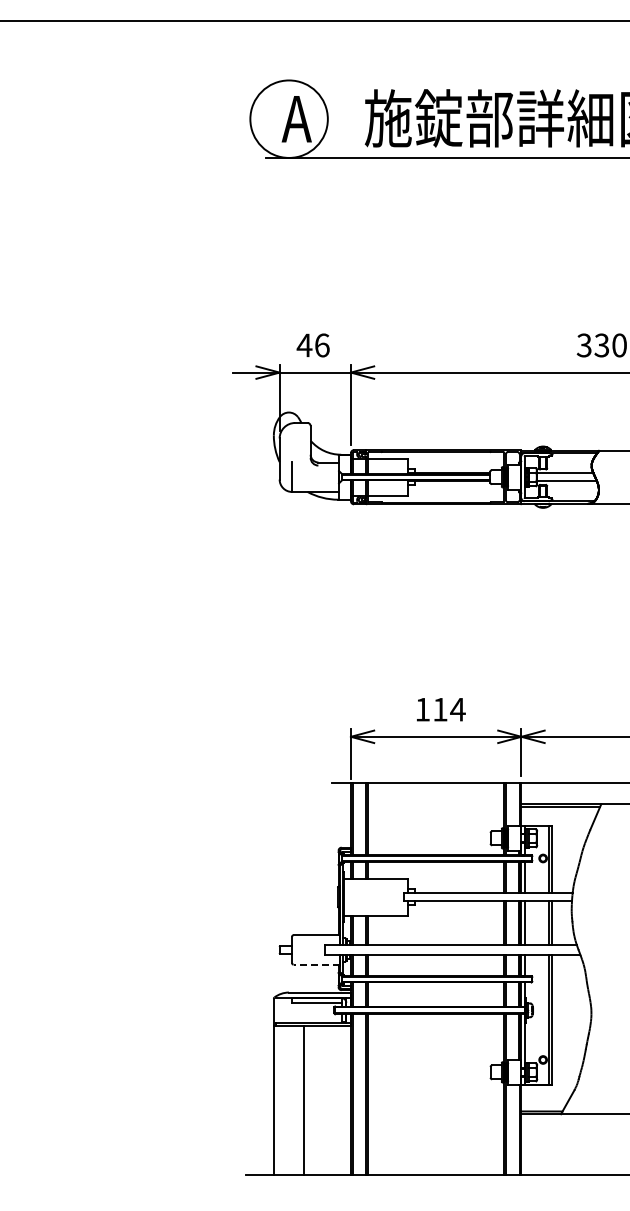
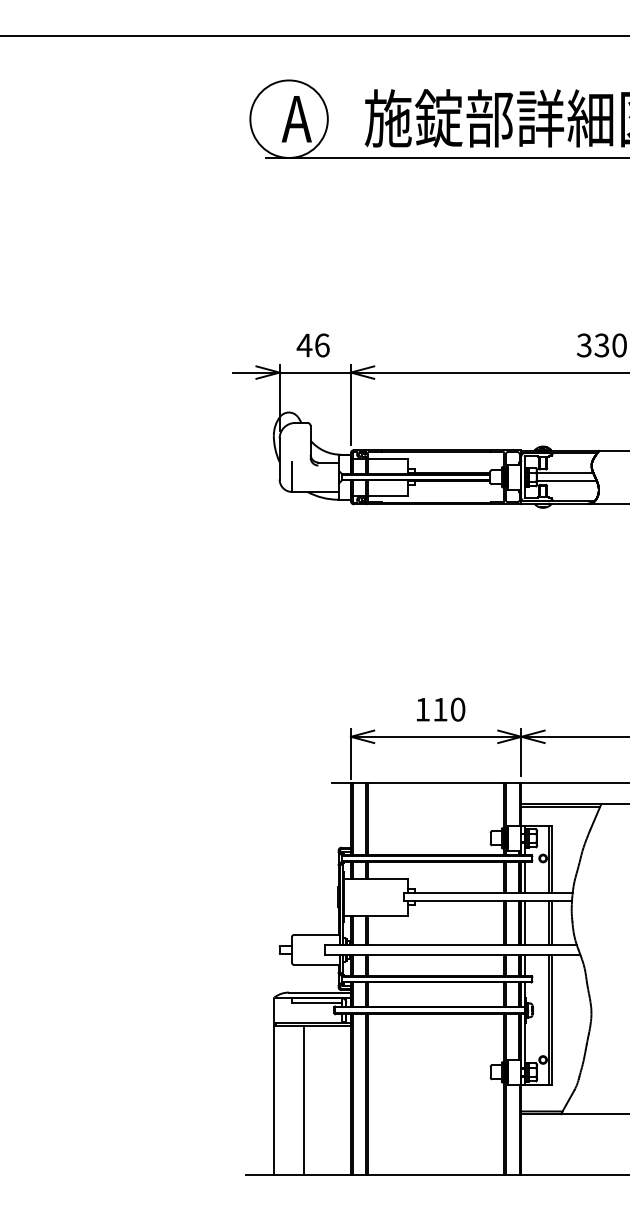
line position: (314, 21) -> (314, 36) (314, 36)
text: 114 -> 110 (457, 709)
line: dashed -> solid (316, 964)
